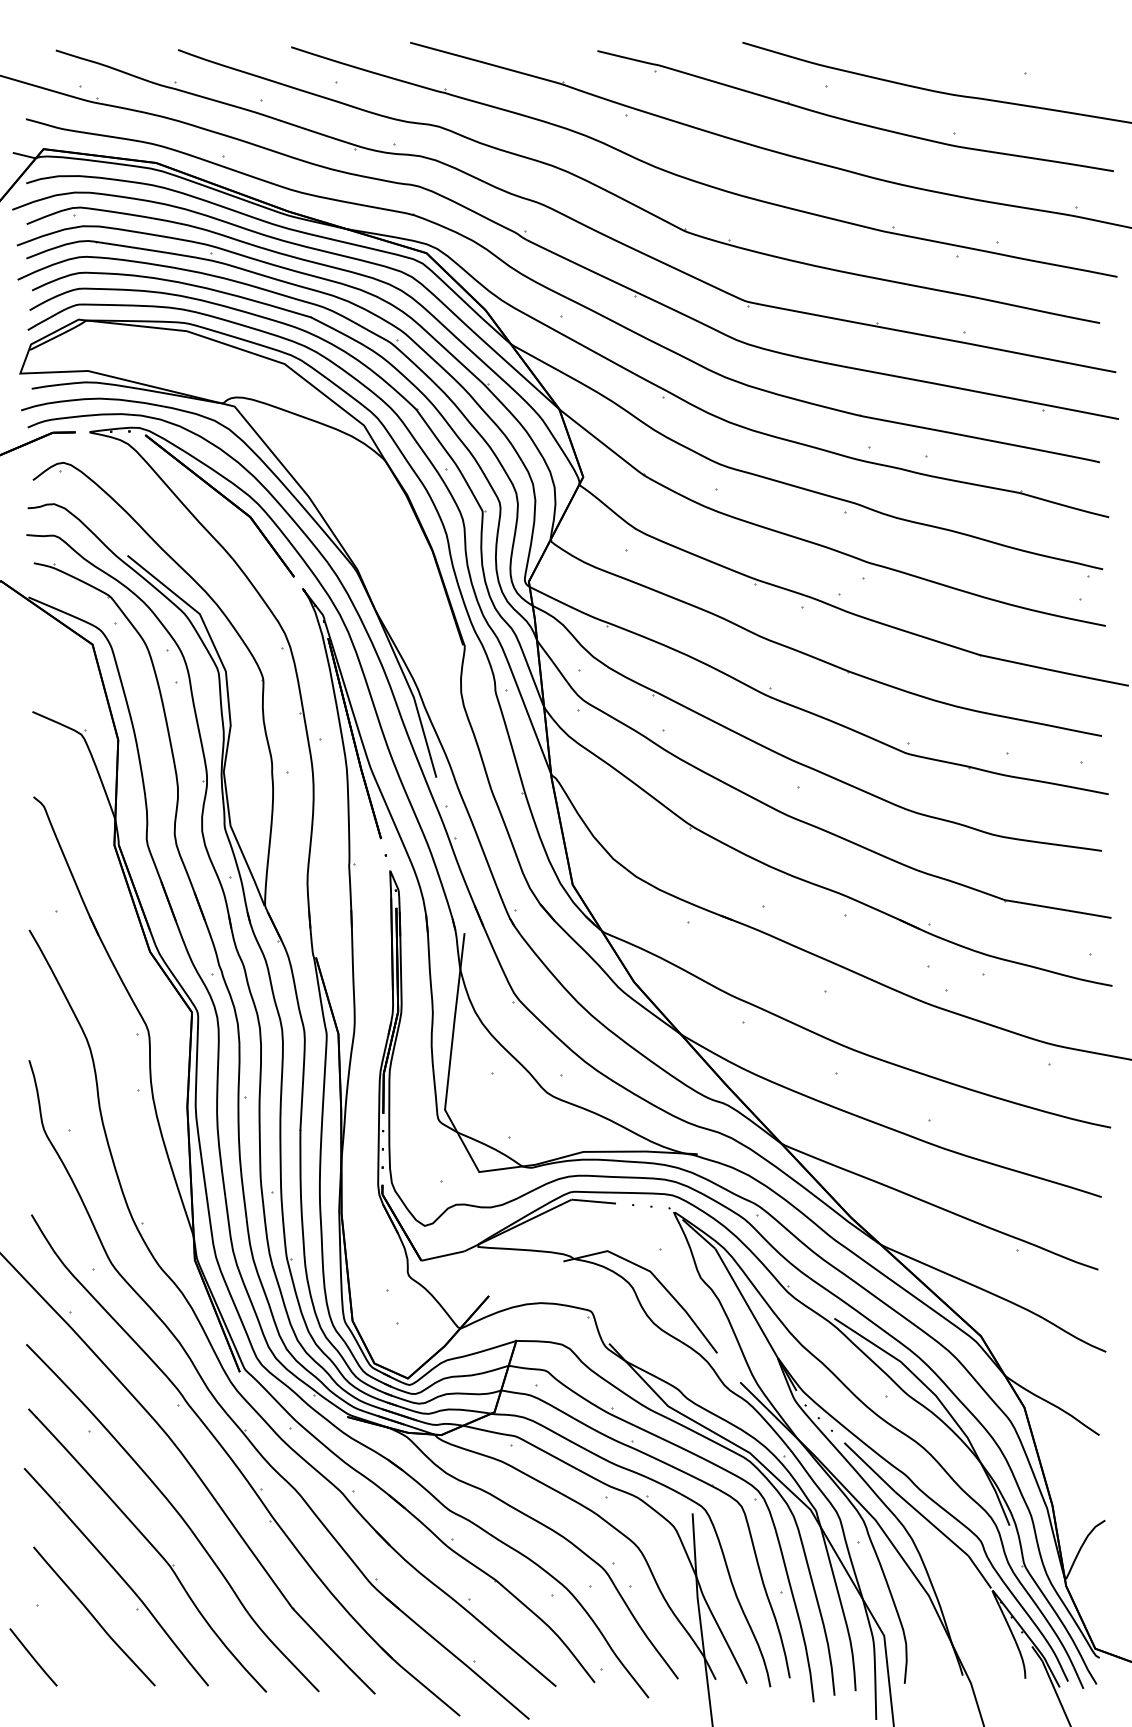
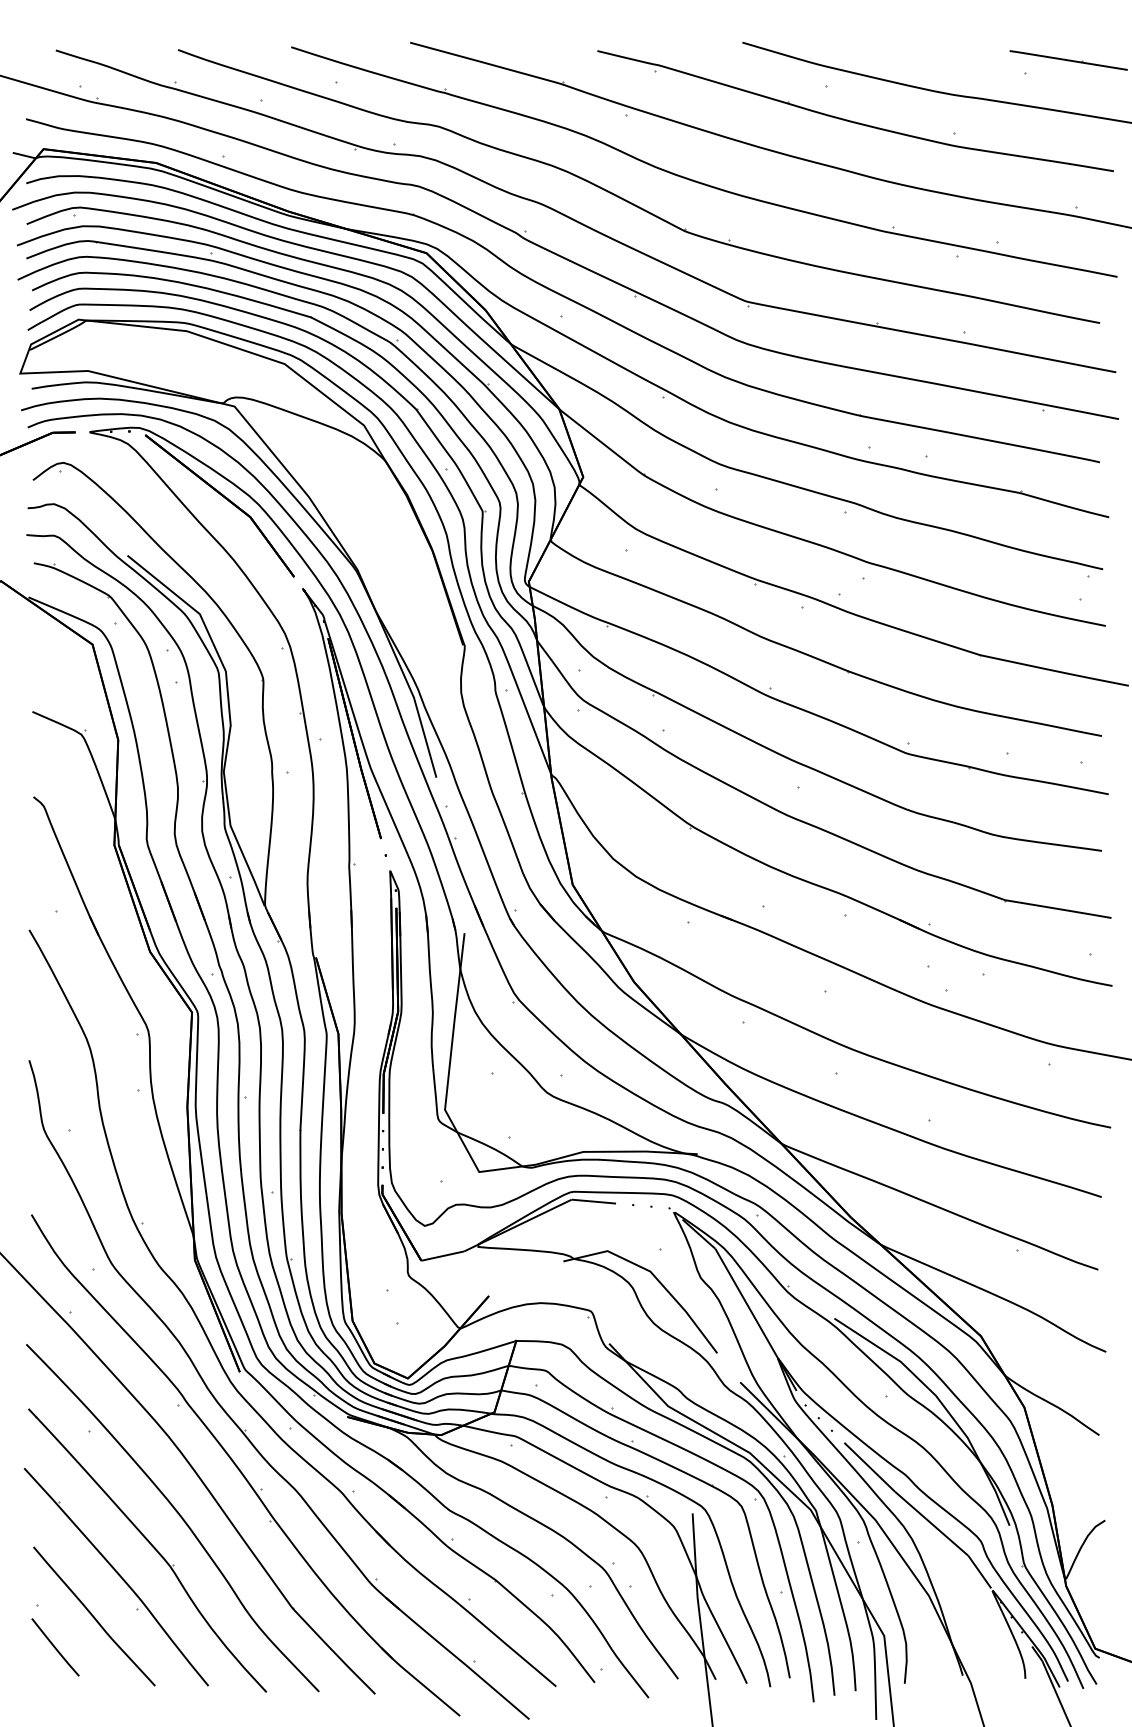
part: none -> present (1068, 60)
line position: (33, 1657) -> (55, 1647) (55, 1647)
